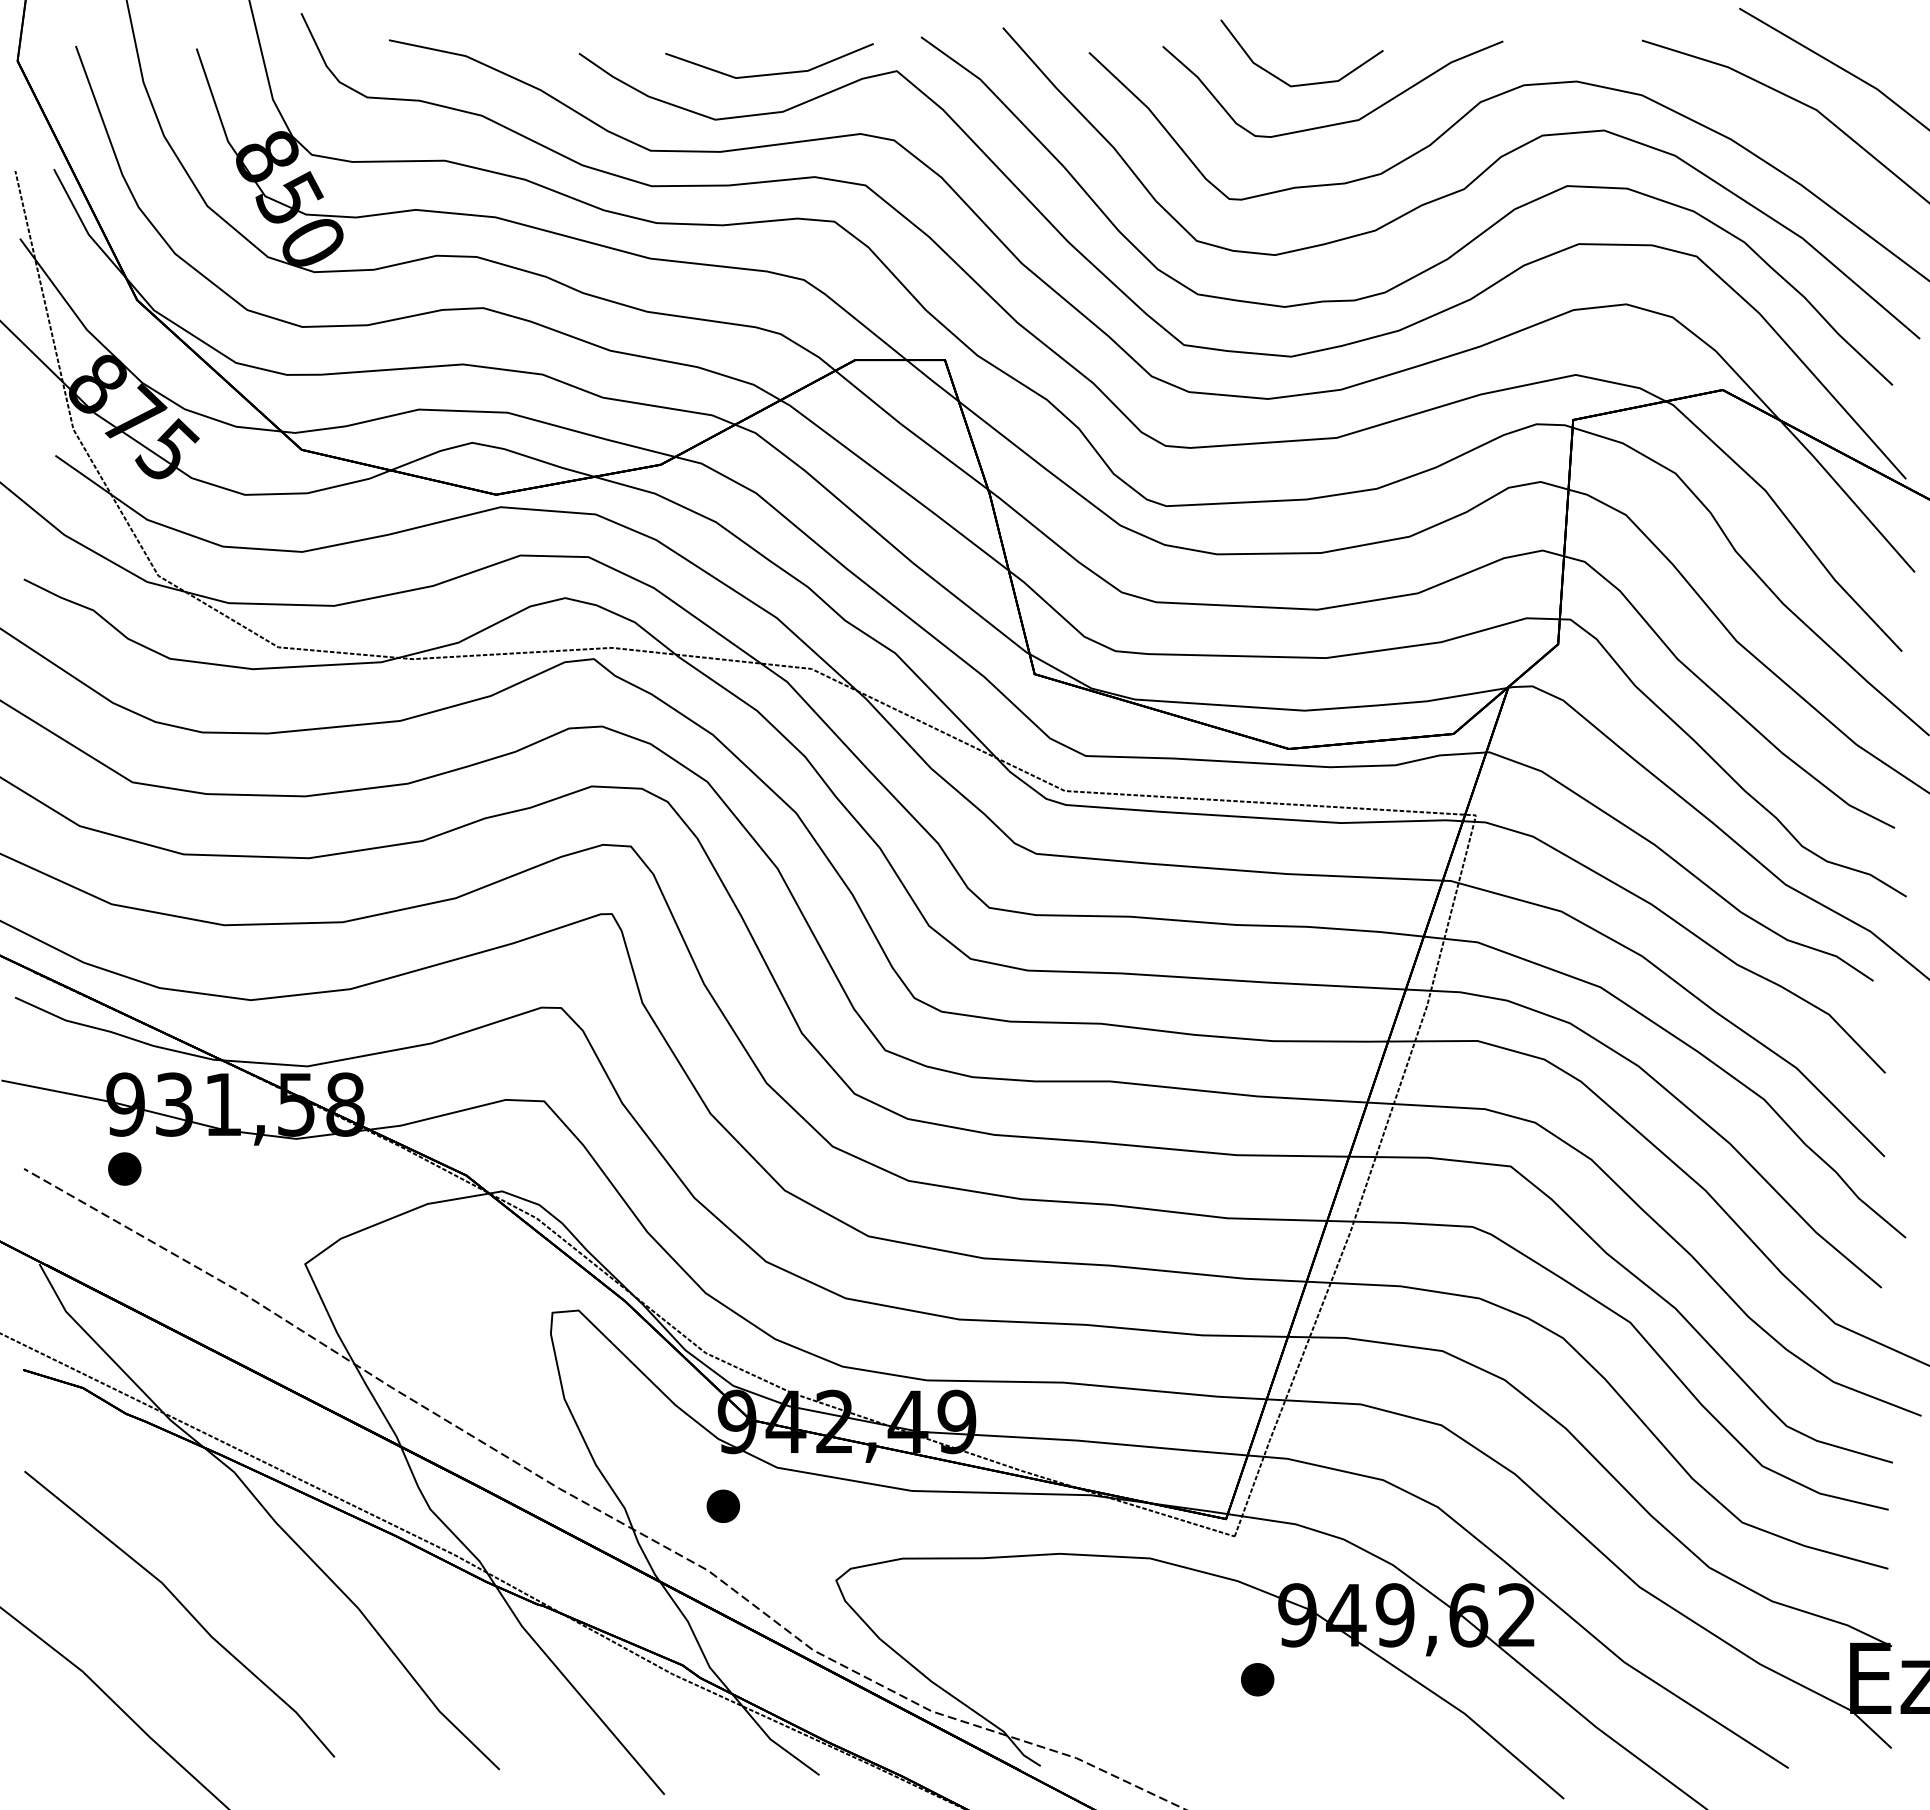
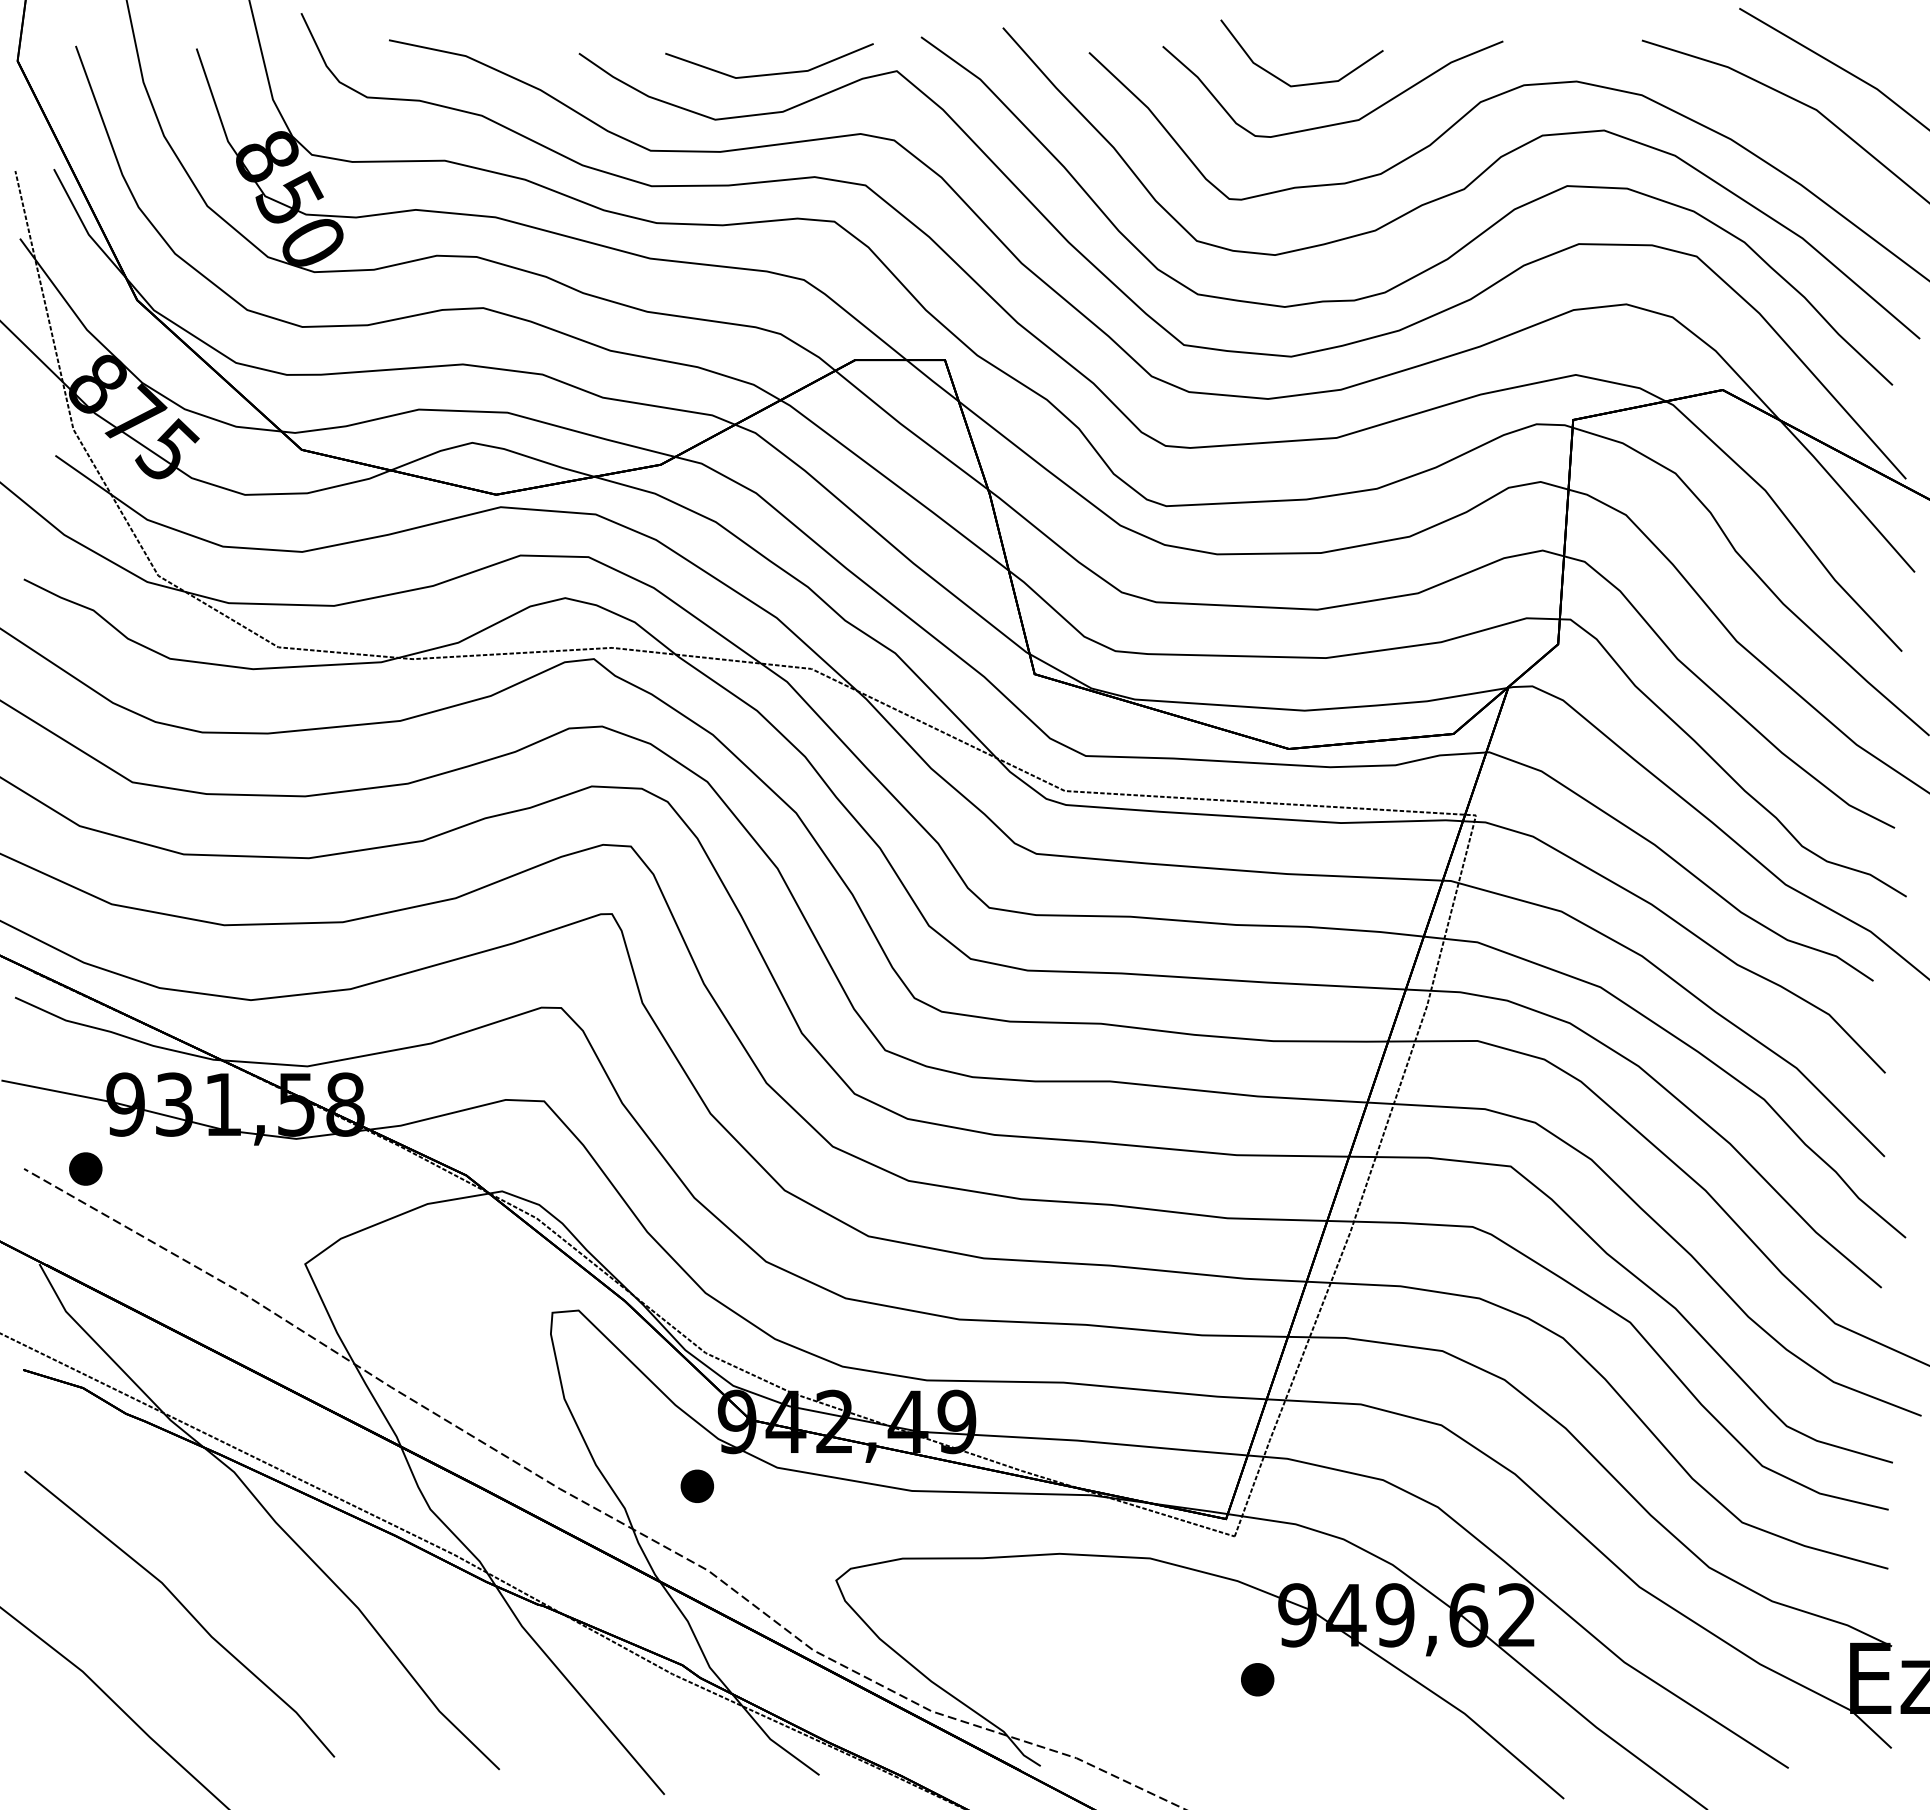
part position: (124, 1168) -> (85, 1168) (85, 1168)
part position: (722, 1505) -> (696, 1485) (696, 1485)
